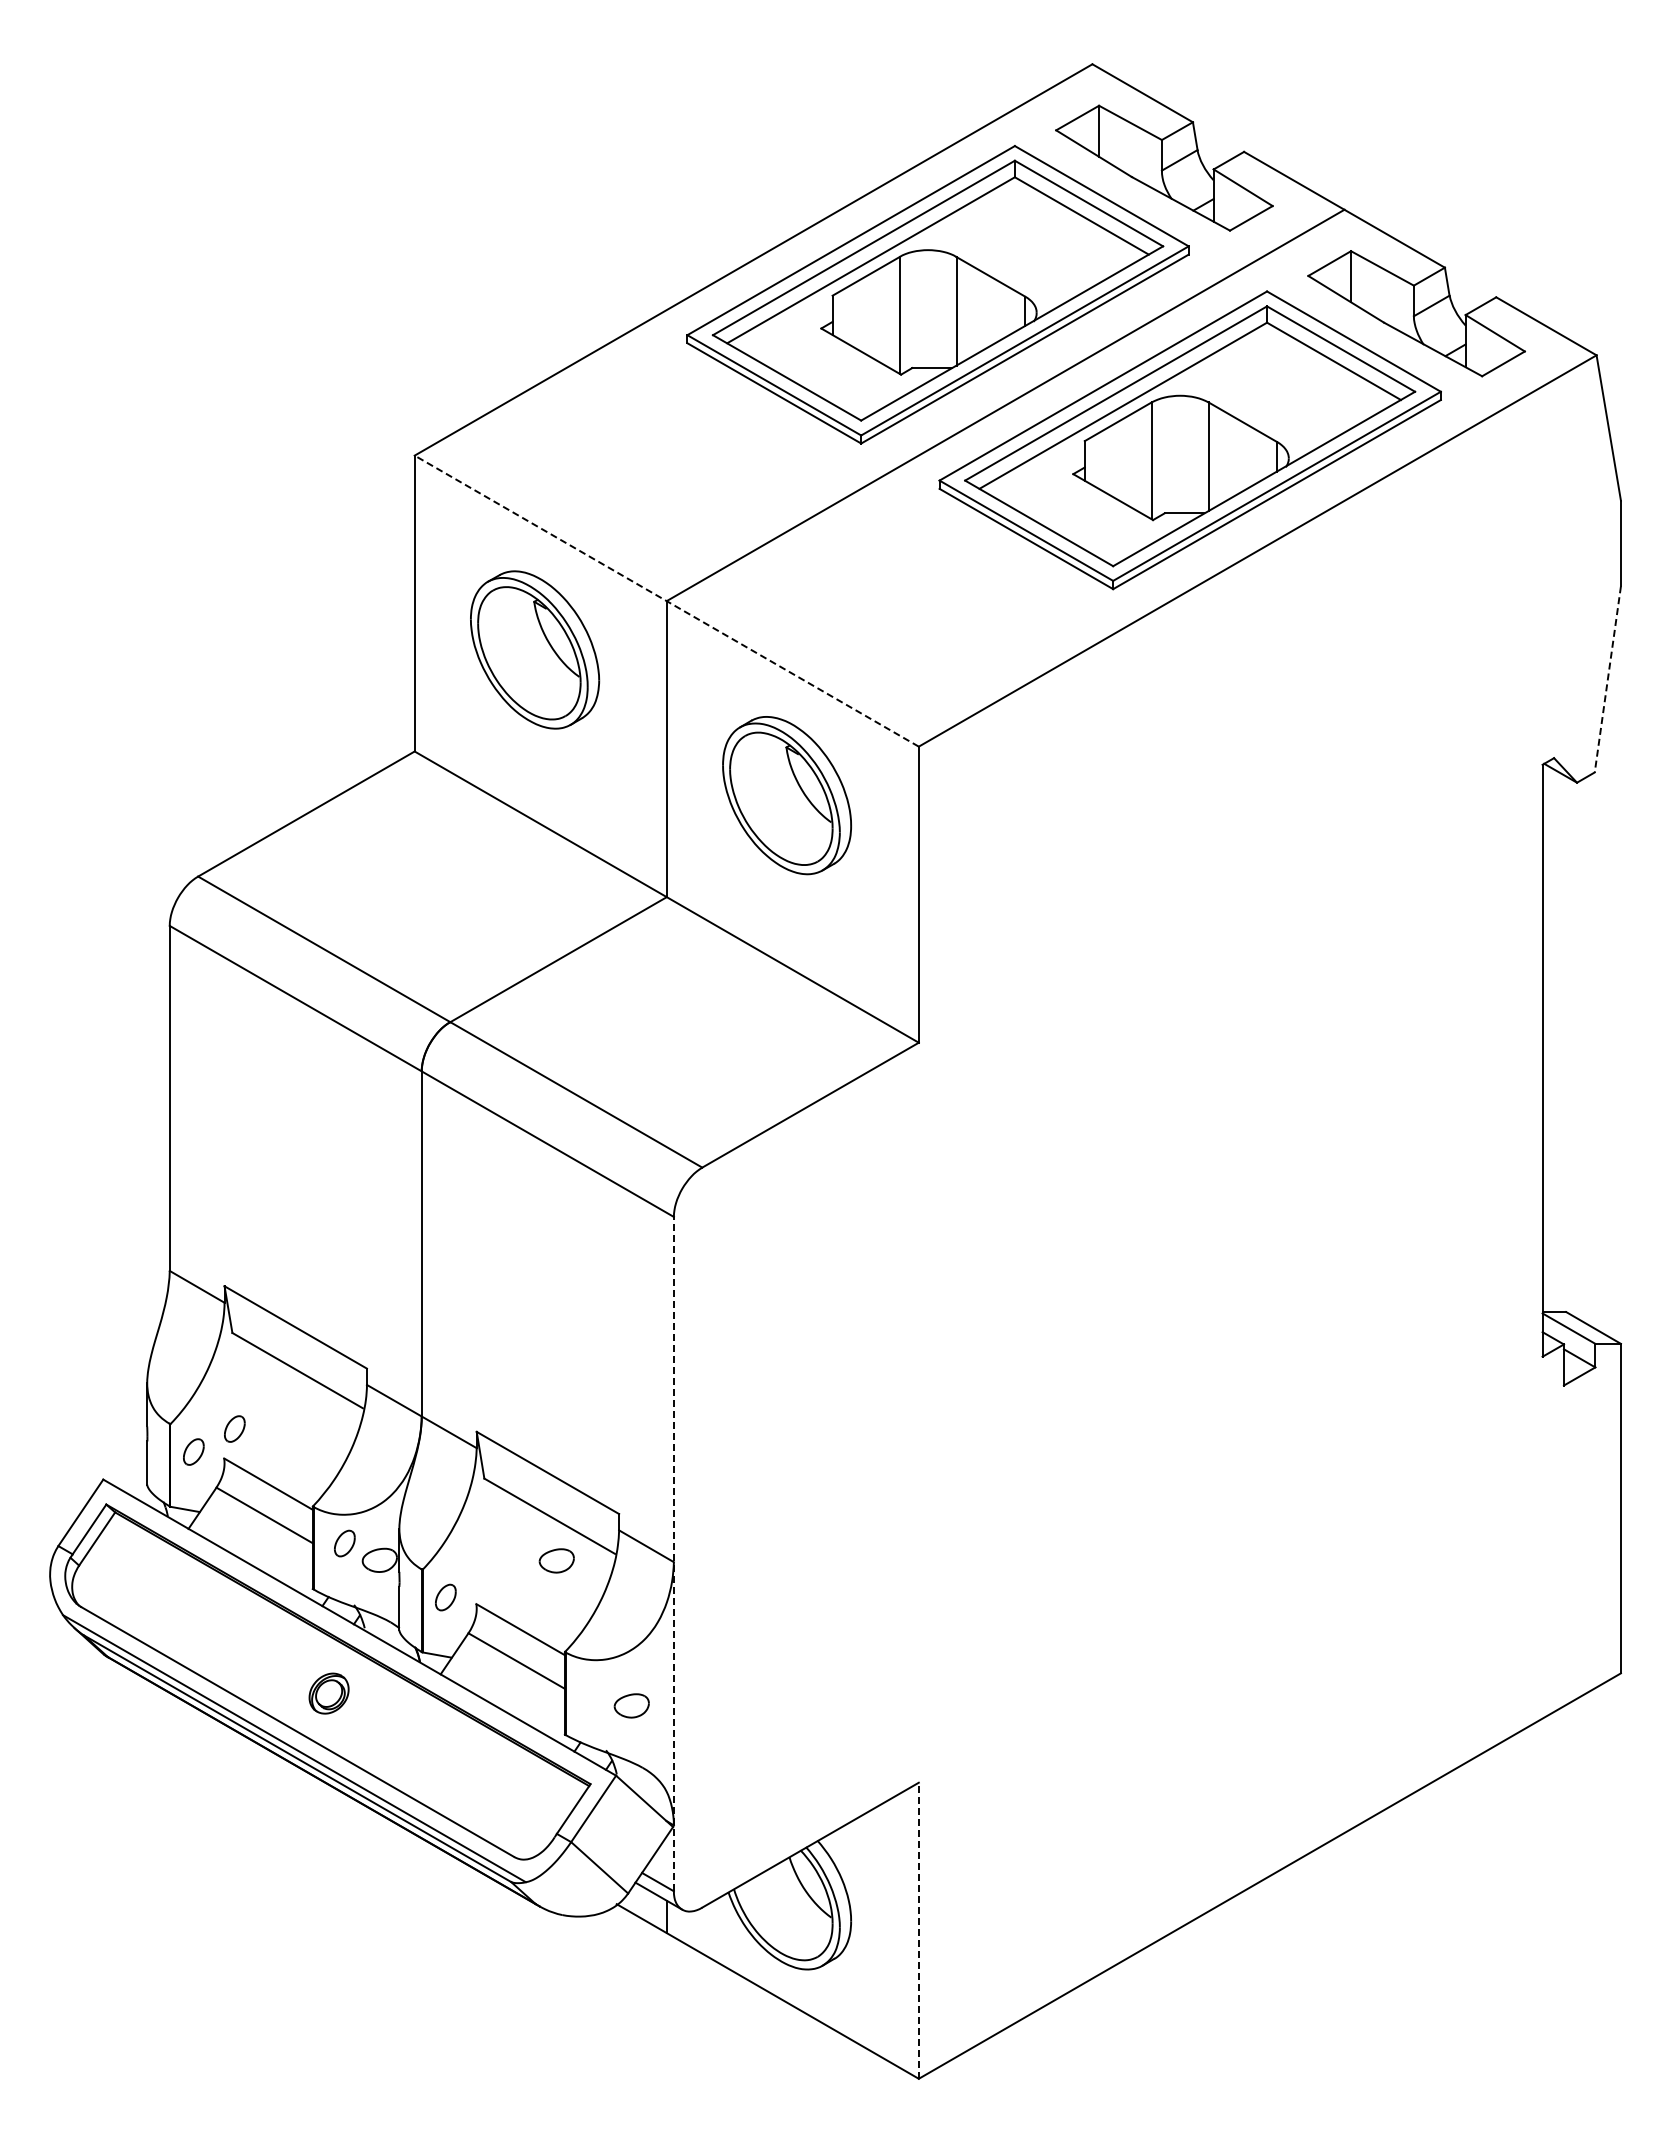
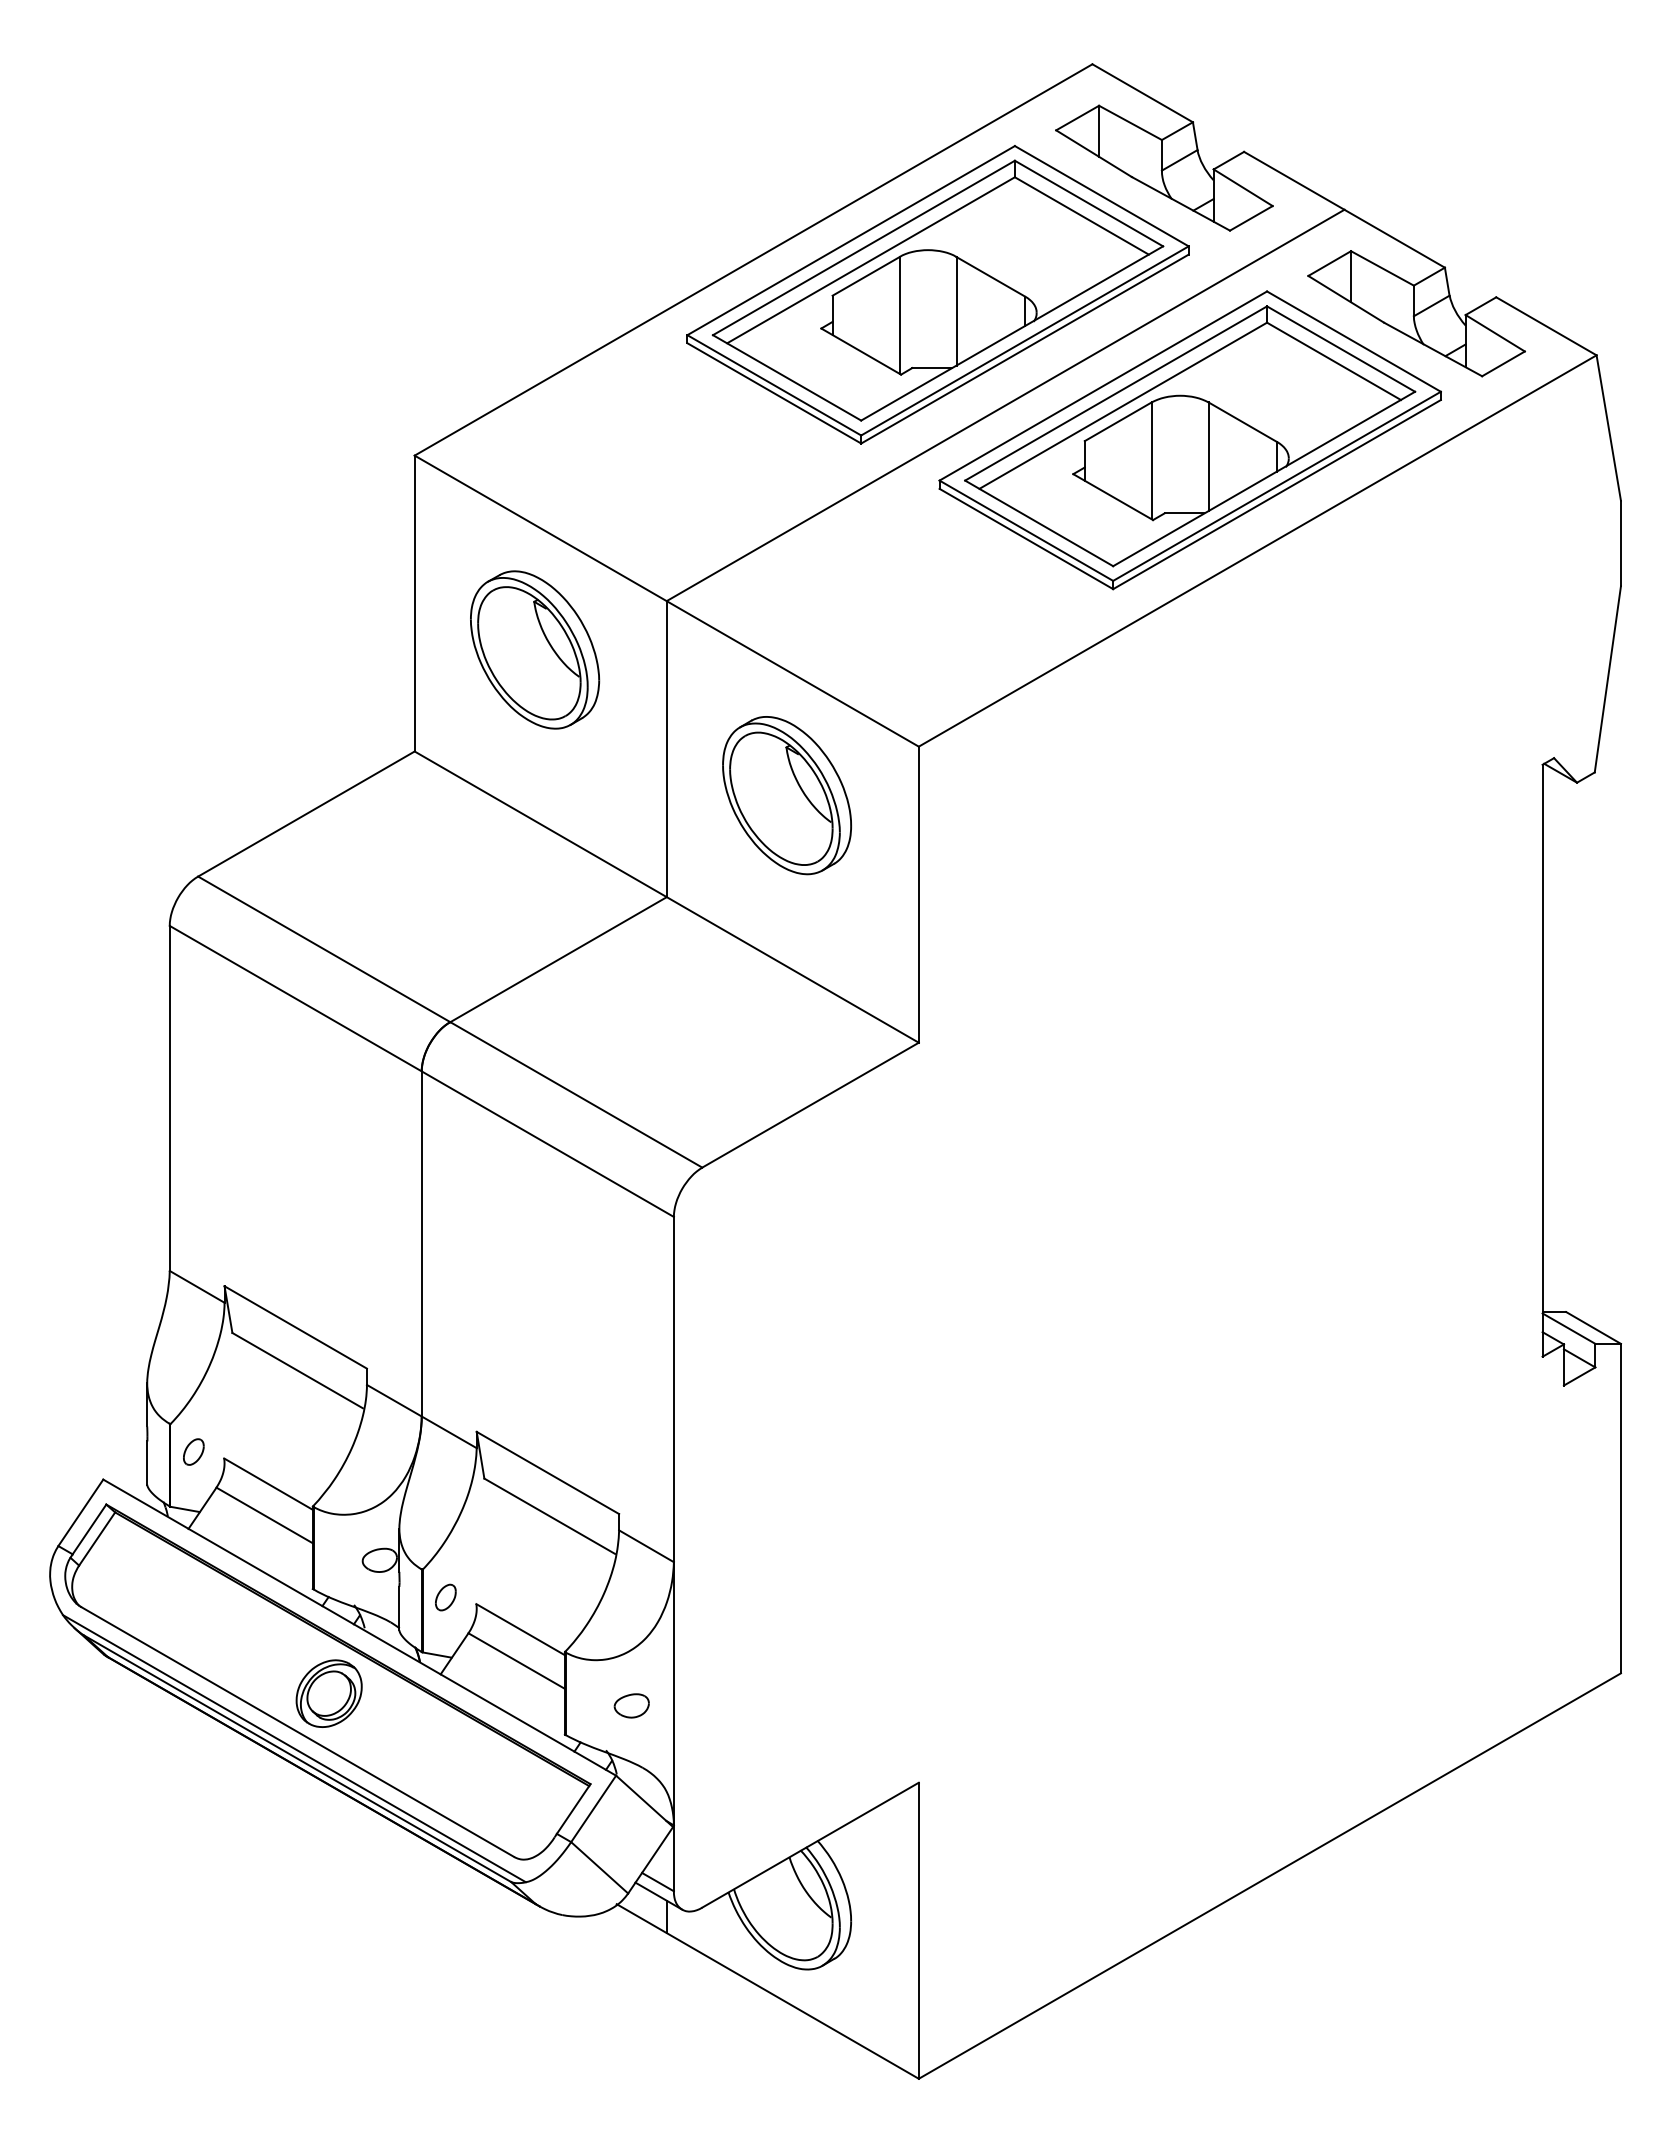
line: dashed -> solid (666, 600)
line: dashed -> solid (1607, 679)
part: present -> none (234, 1428)
part: present -> none (344, 1543)
line: dashed -> solid (673, 1553)
part: present -> none (556, 1560)
part size: 42x43 px -> 68x69 px (328, 1693)
line: dashed -> solid (918, 1930)
